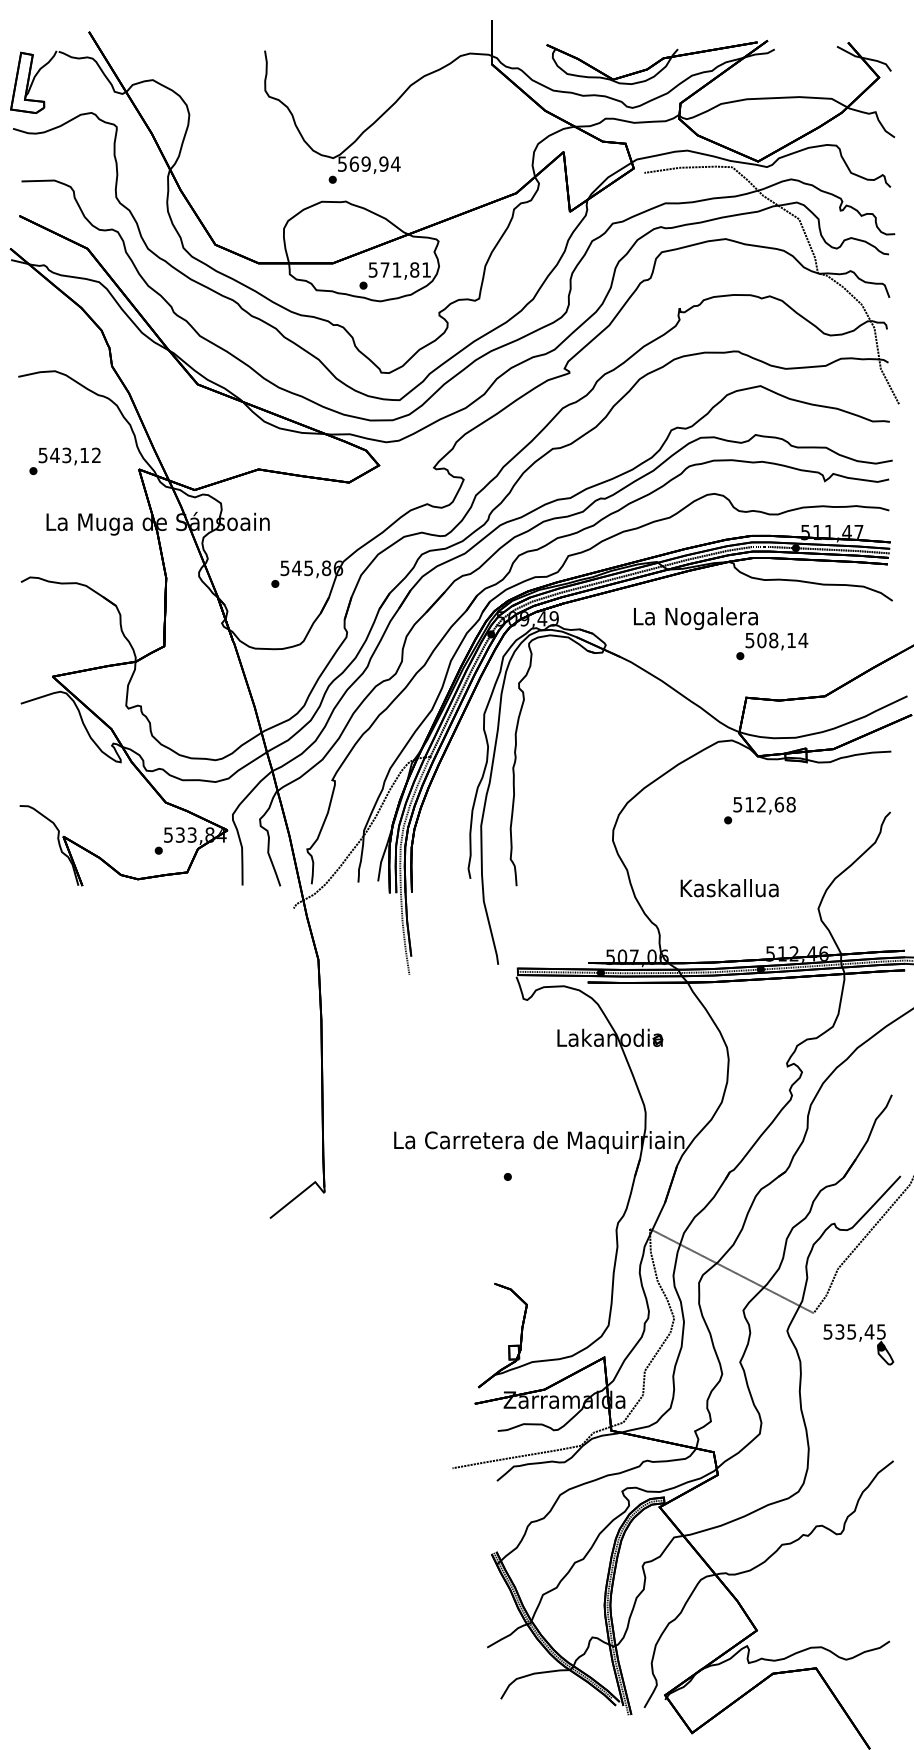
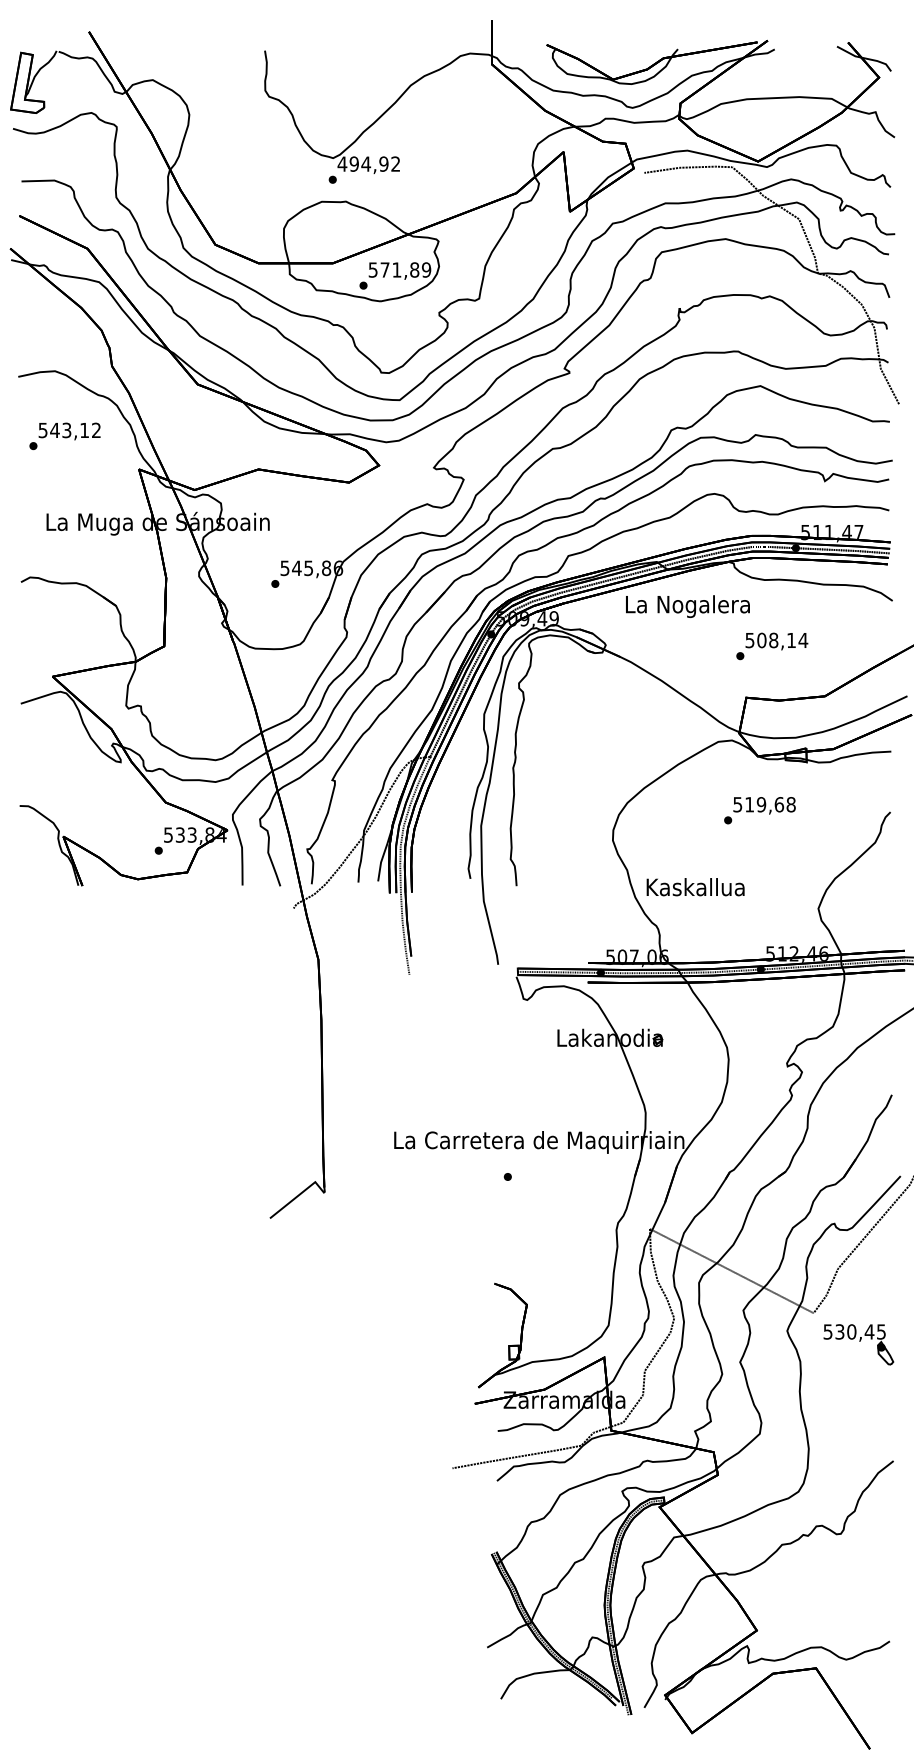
text: 569,94 -> 494,92 (368, 163)
text: 571,81 -> 571,89 (426, 269)
text position: (64, 461) -> (64, 436) (64, 436)
text position: (695, 618) -> (687, 606) (687, 606)
text: 512,68 -> 519,68 (761, 804)
text position: (729, 888) -> (695, 887) (695, 887)
text: 535,45 -> 530,45 (851, 1331)
